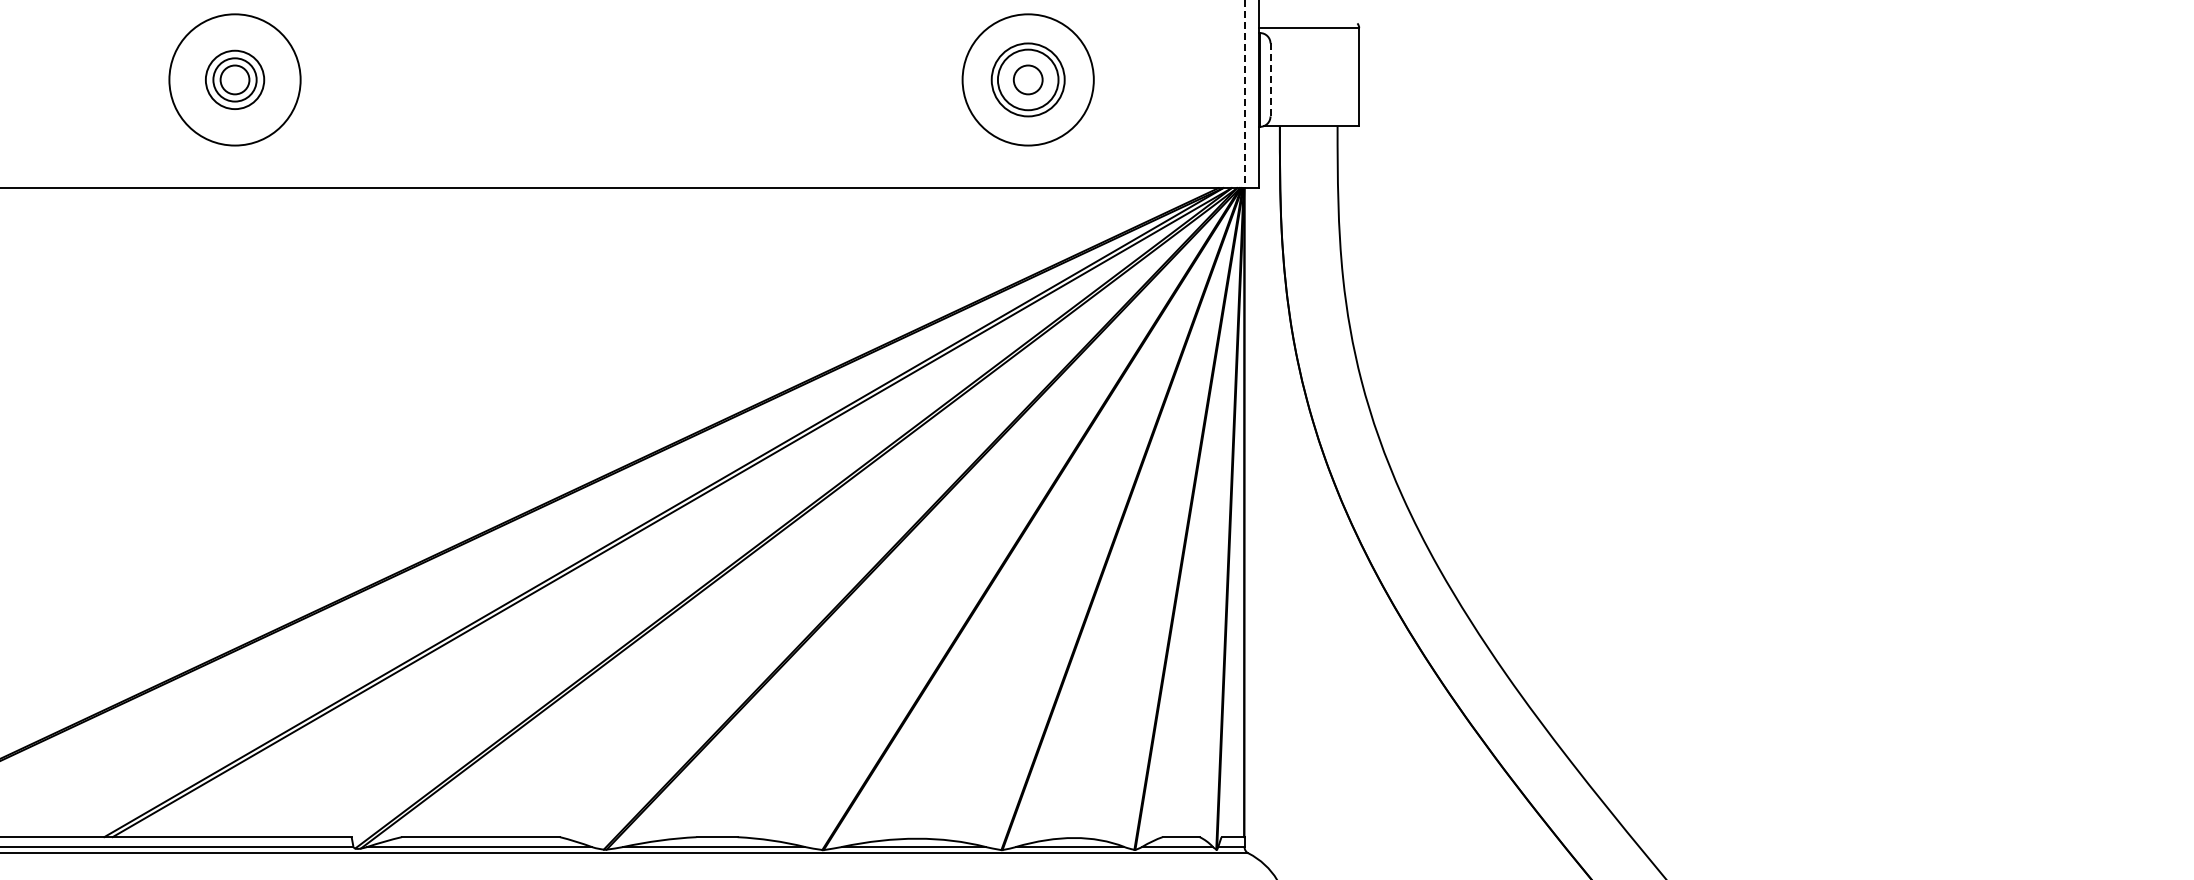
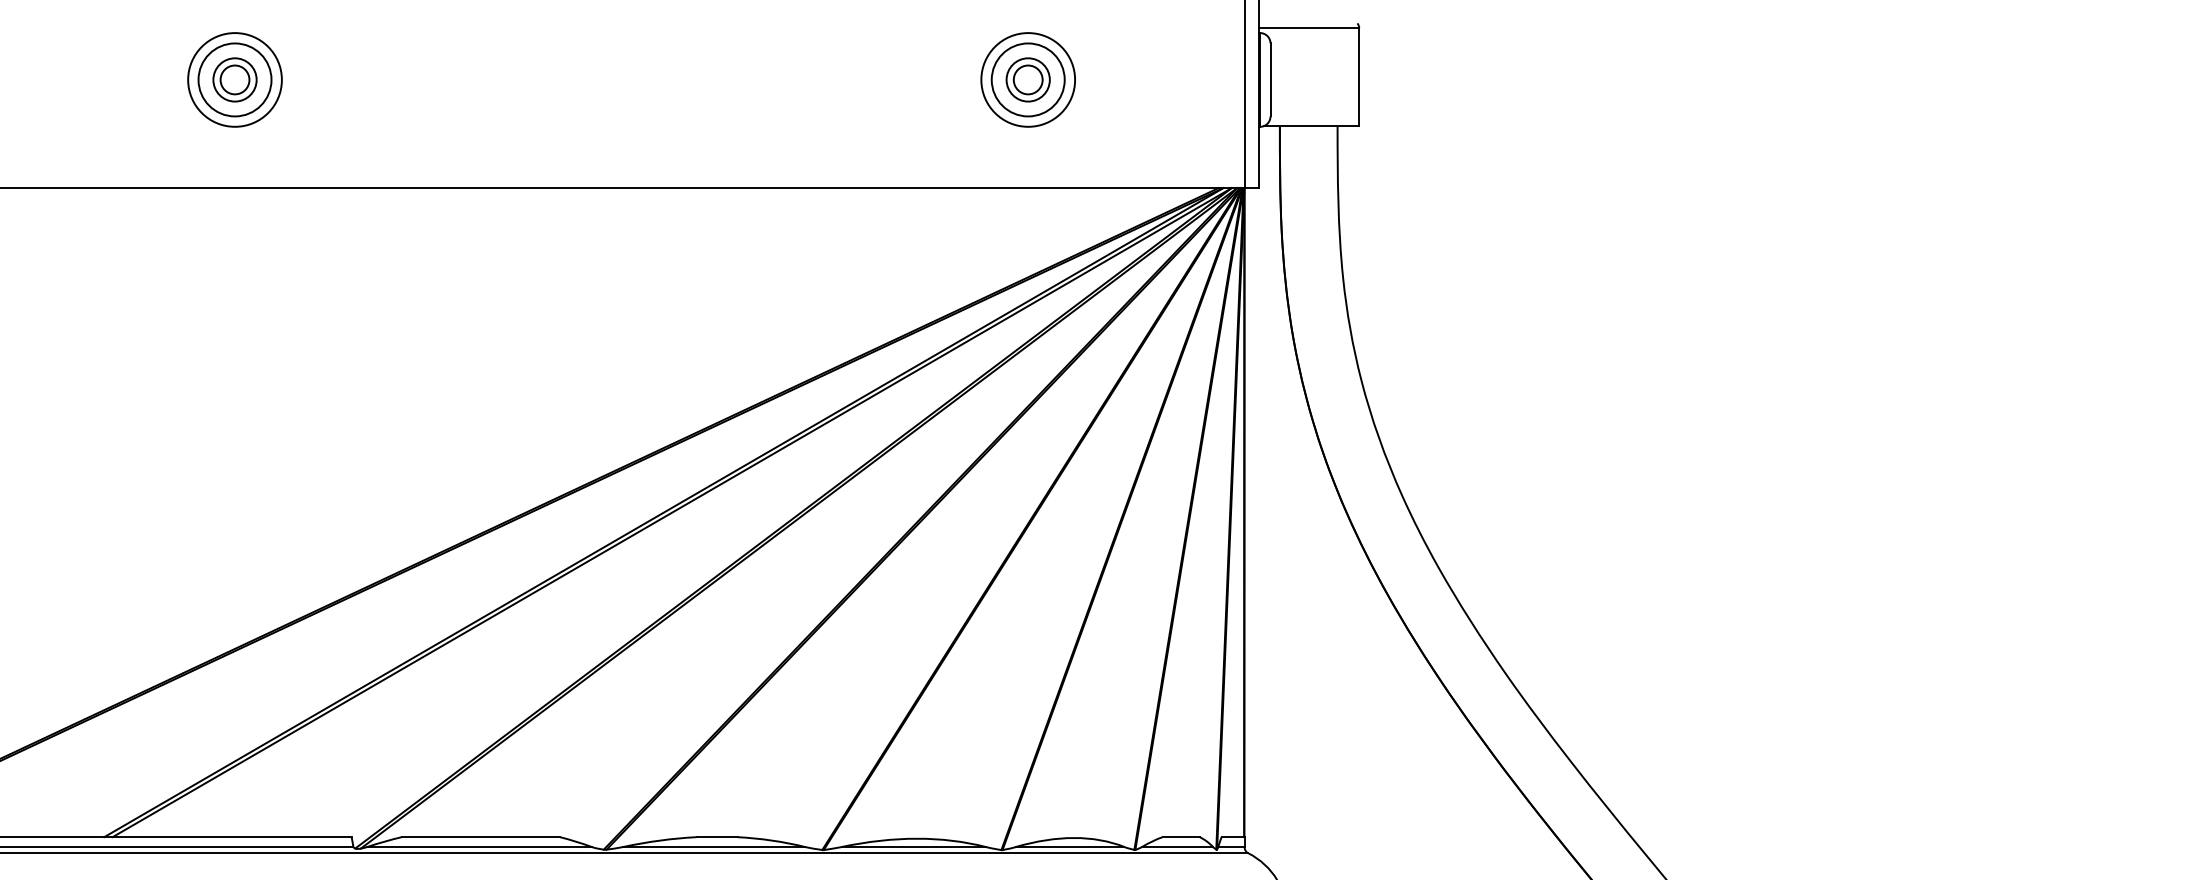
circle diameter: 131 px -> 94 px (234, 79)
circle diameter: 58 px -> 73 px (234, 79)
circle diameter: 131 px -> 94 px (1028, 79)
circle diameter: 61 px -> 43 px (1027, 79)
line: dashed -> solid (1270, 80)
line: dashed -> solid (1244, 94)
